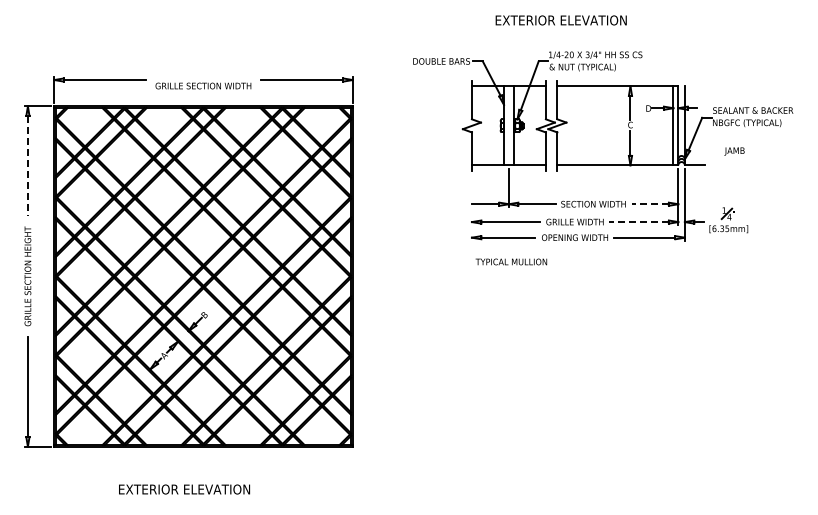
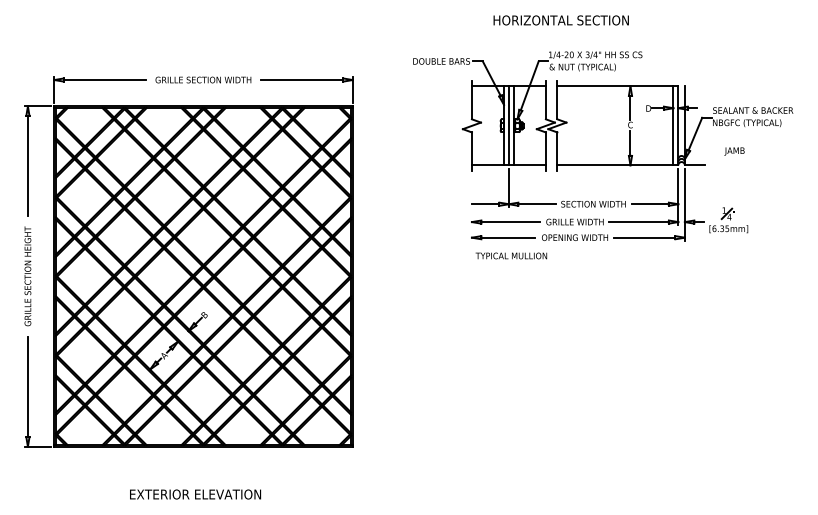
text: EXTERIOR ELEVATION -> HORIZONTAL SECTION (560, 20)
text position: (203, 85) -> (203, 79) (203, 79)
line: none -> present (508, 125)
line: dashed -> solid (27, 166)
line: dashed -> solid (650, 204)
line: dashed -> solid (639, 222)
text position: (511, 261) -> (511, 255) (511, 255)
text position: (184, 489) -> (195, 494) (195, 494)
